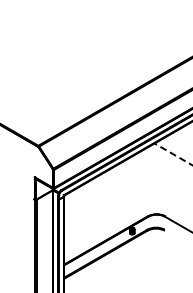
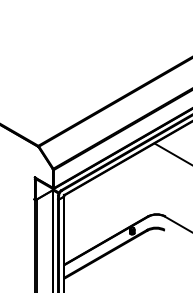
line: dashed -> solid (173, 154)
